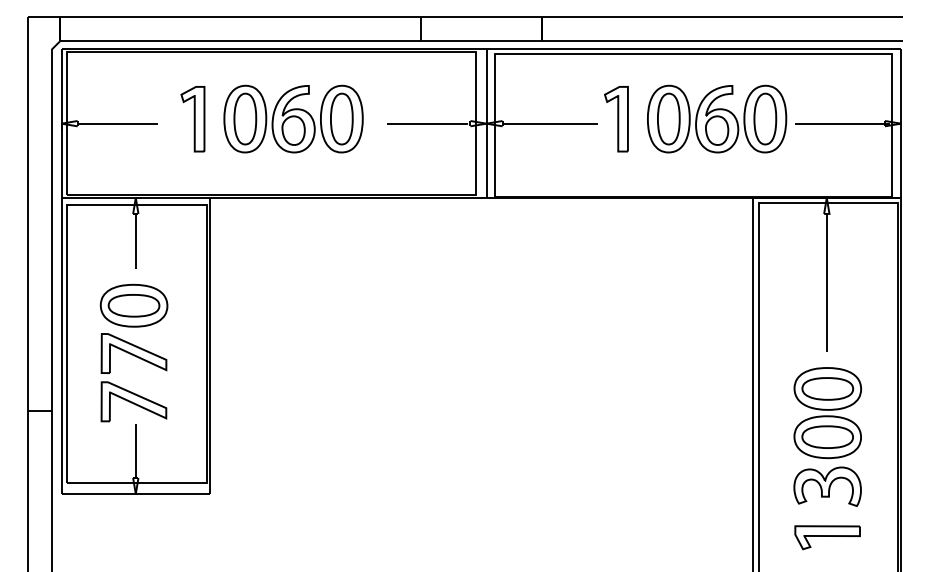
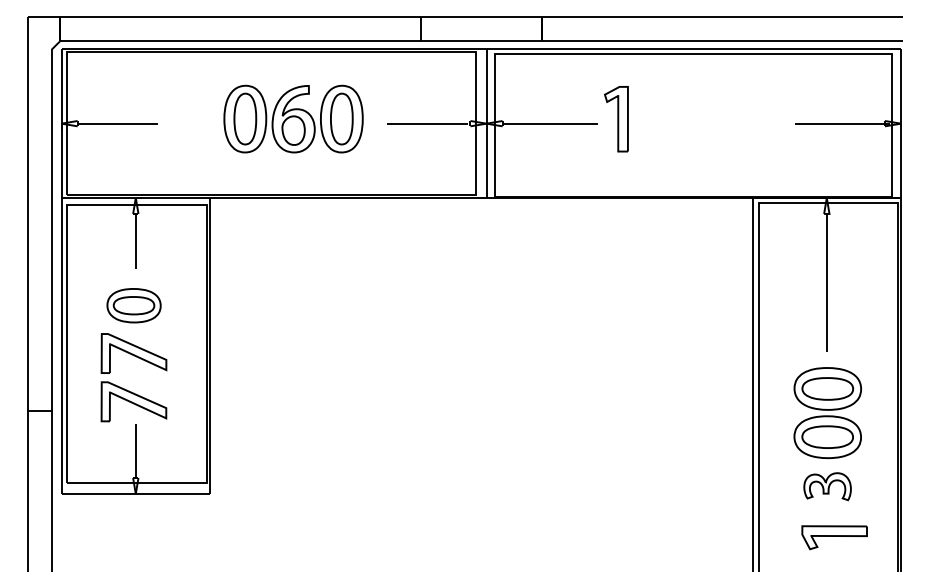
part: present -> none (717, 118)
part: present -> none (192, 119)
part size: 70x45 px -> 56x36 px (133, 305)
part size: 69x41 px -> 49x30 px (827, 486)
part position: (827, 537) -> (834, 537) (834, 537)
